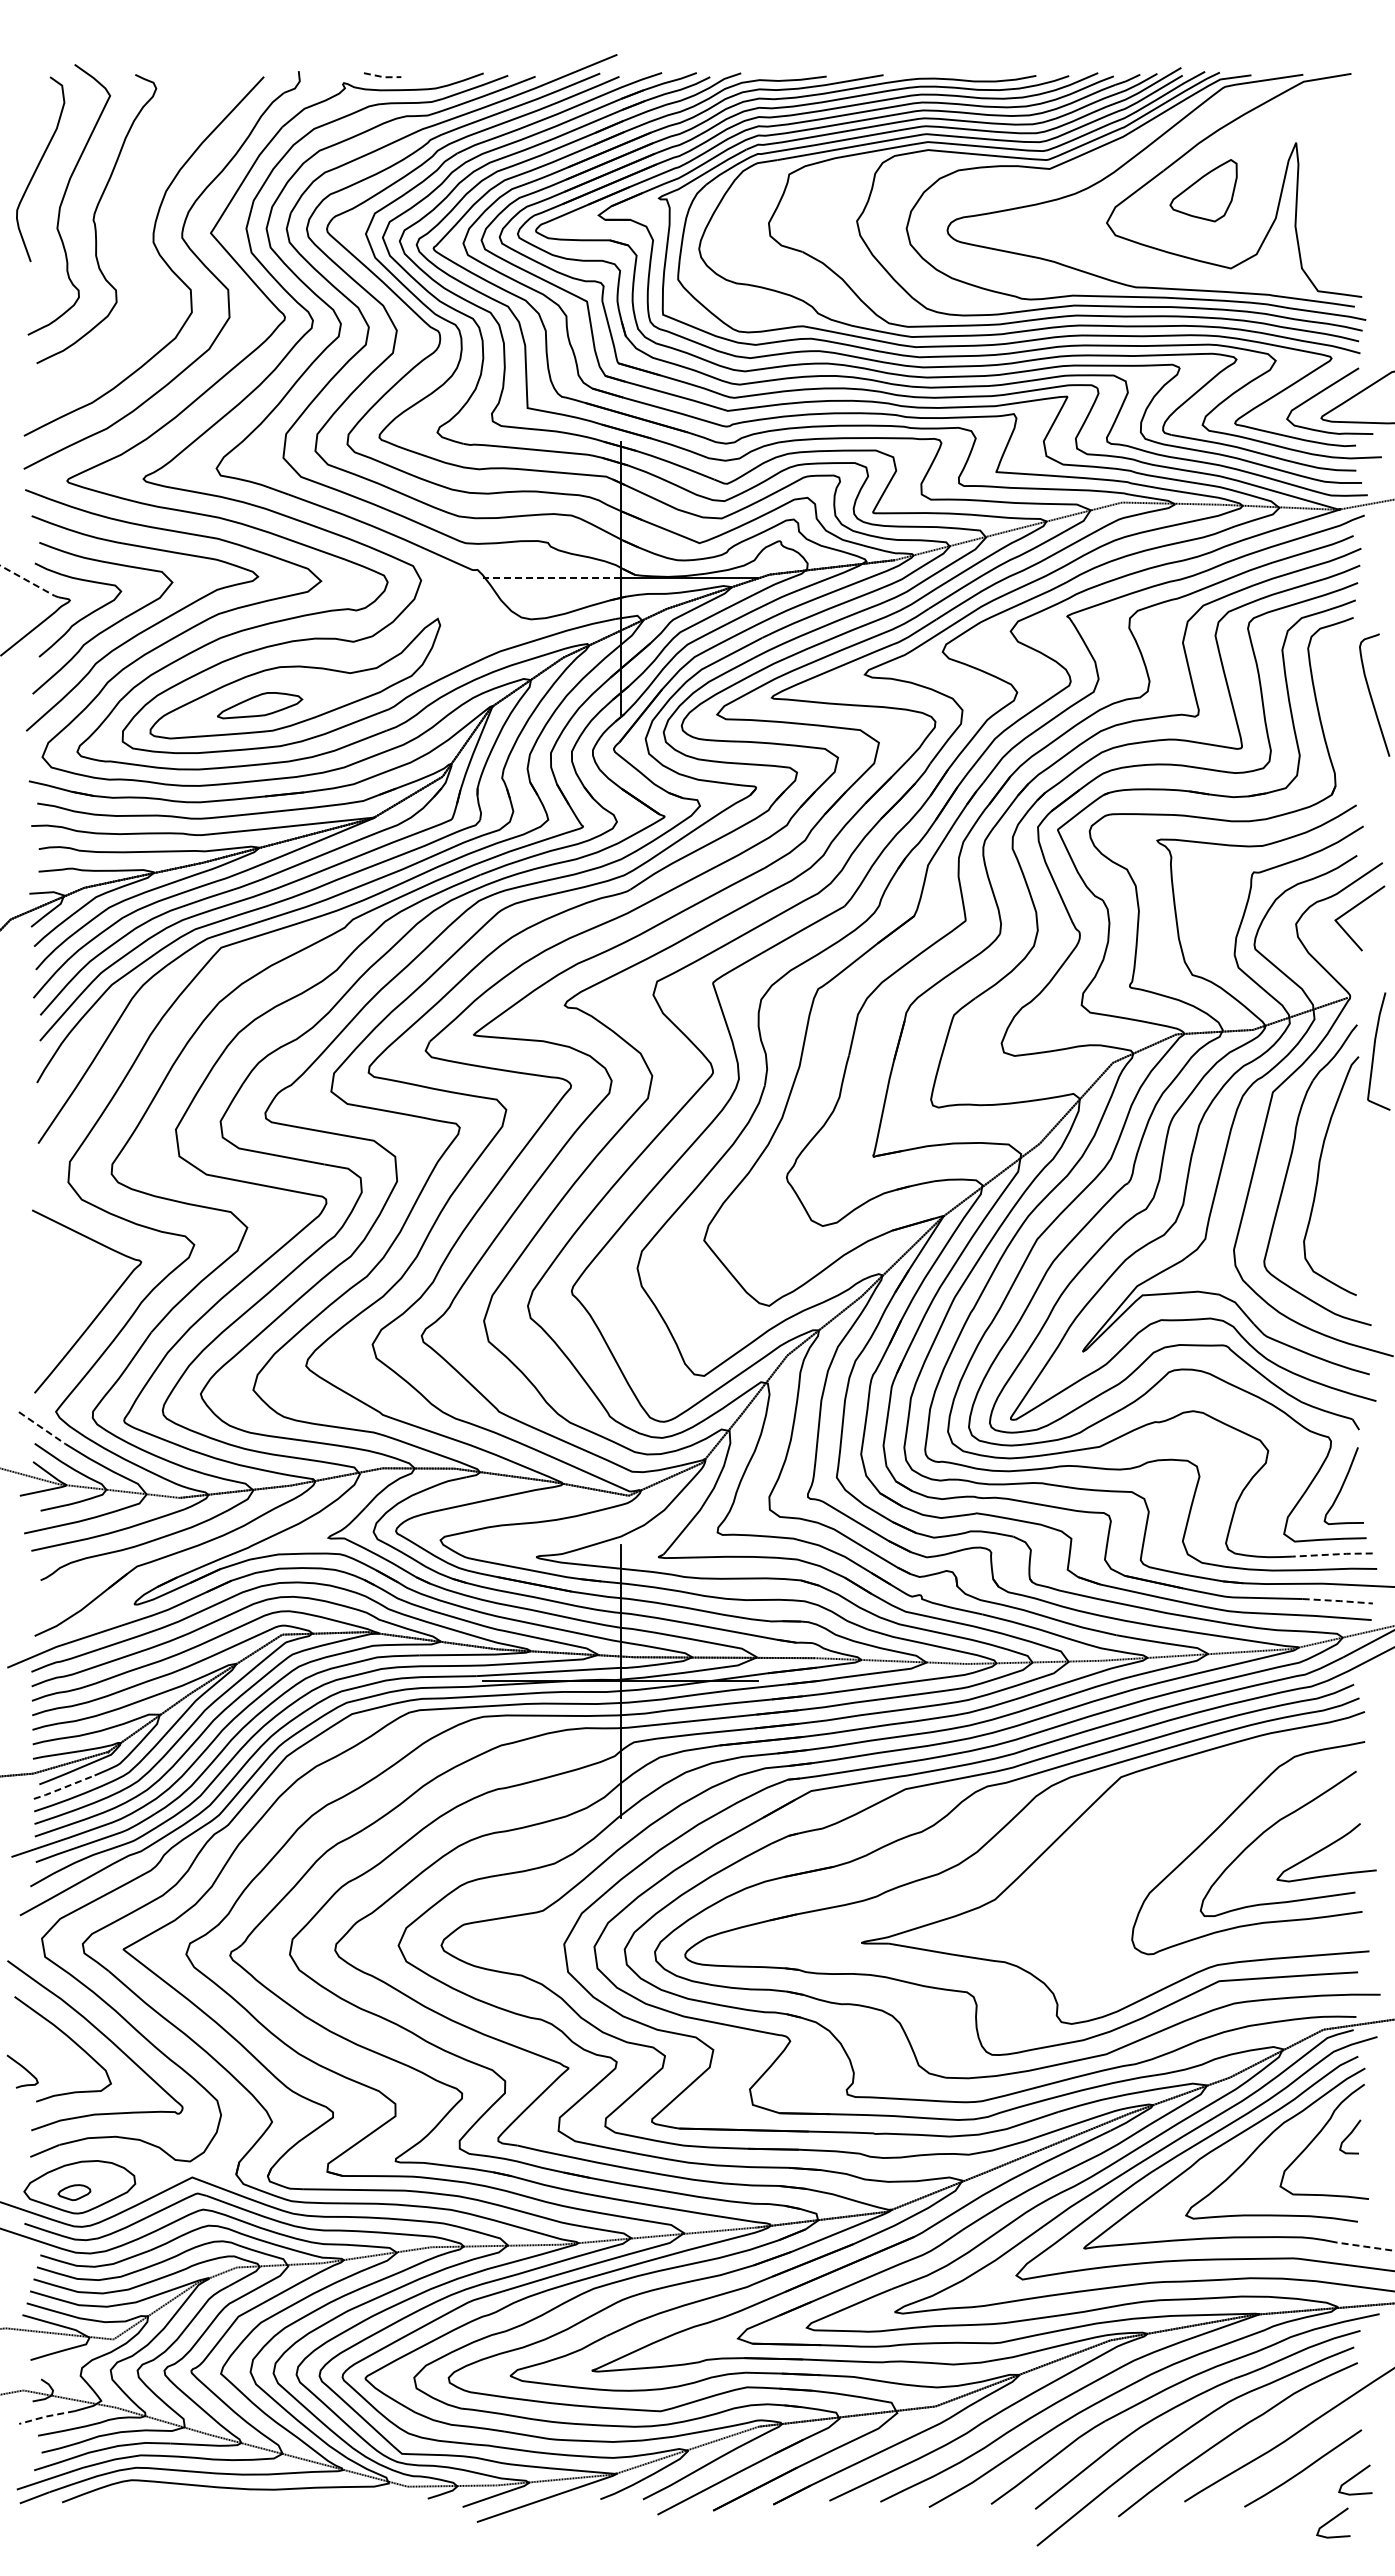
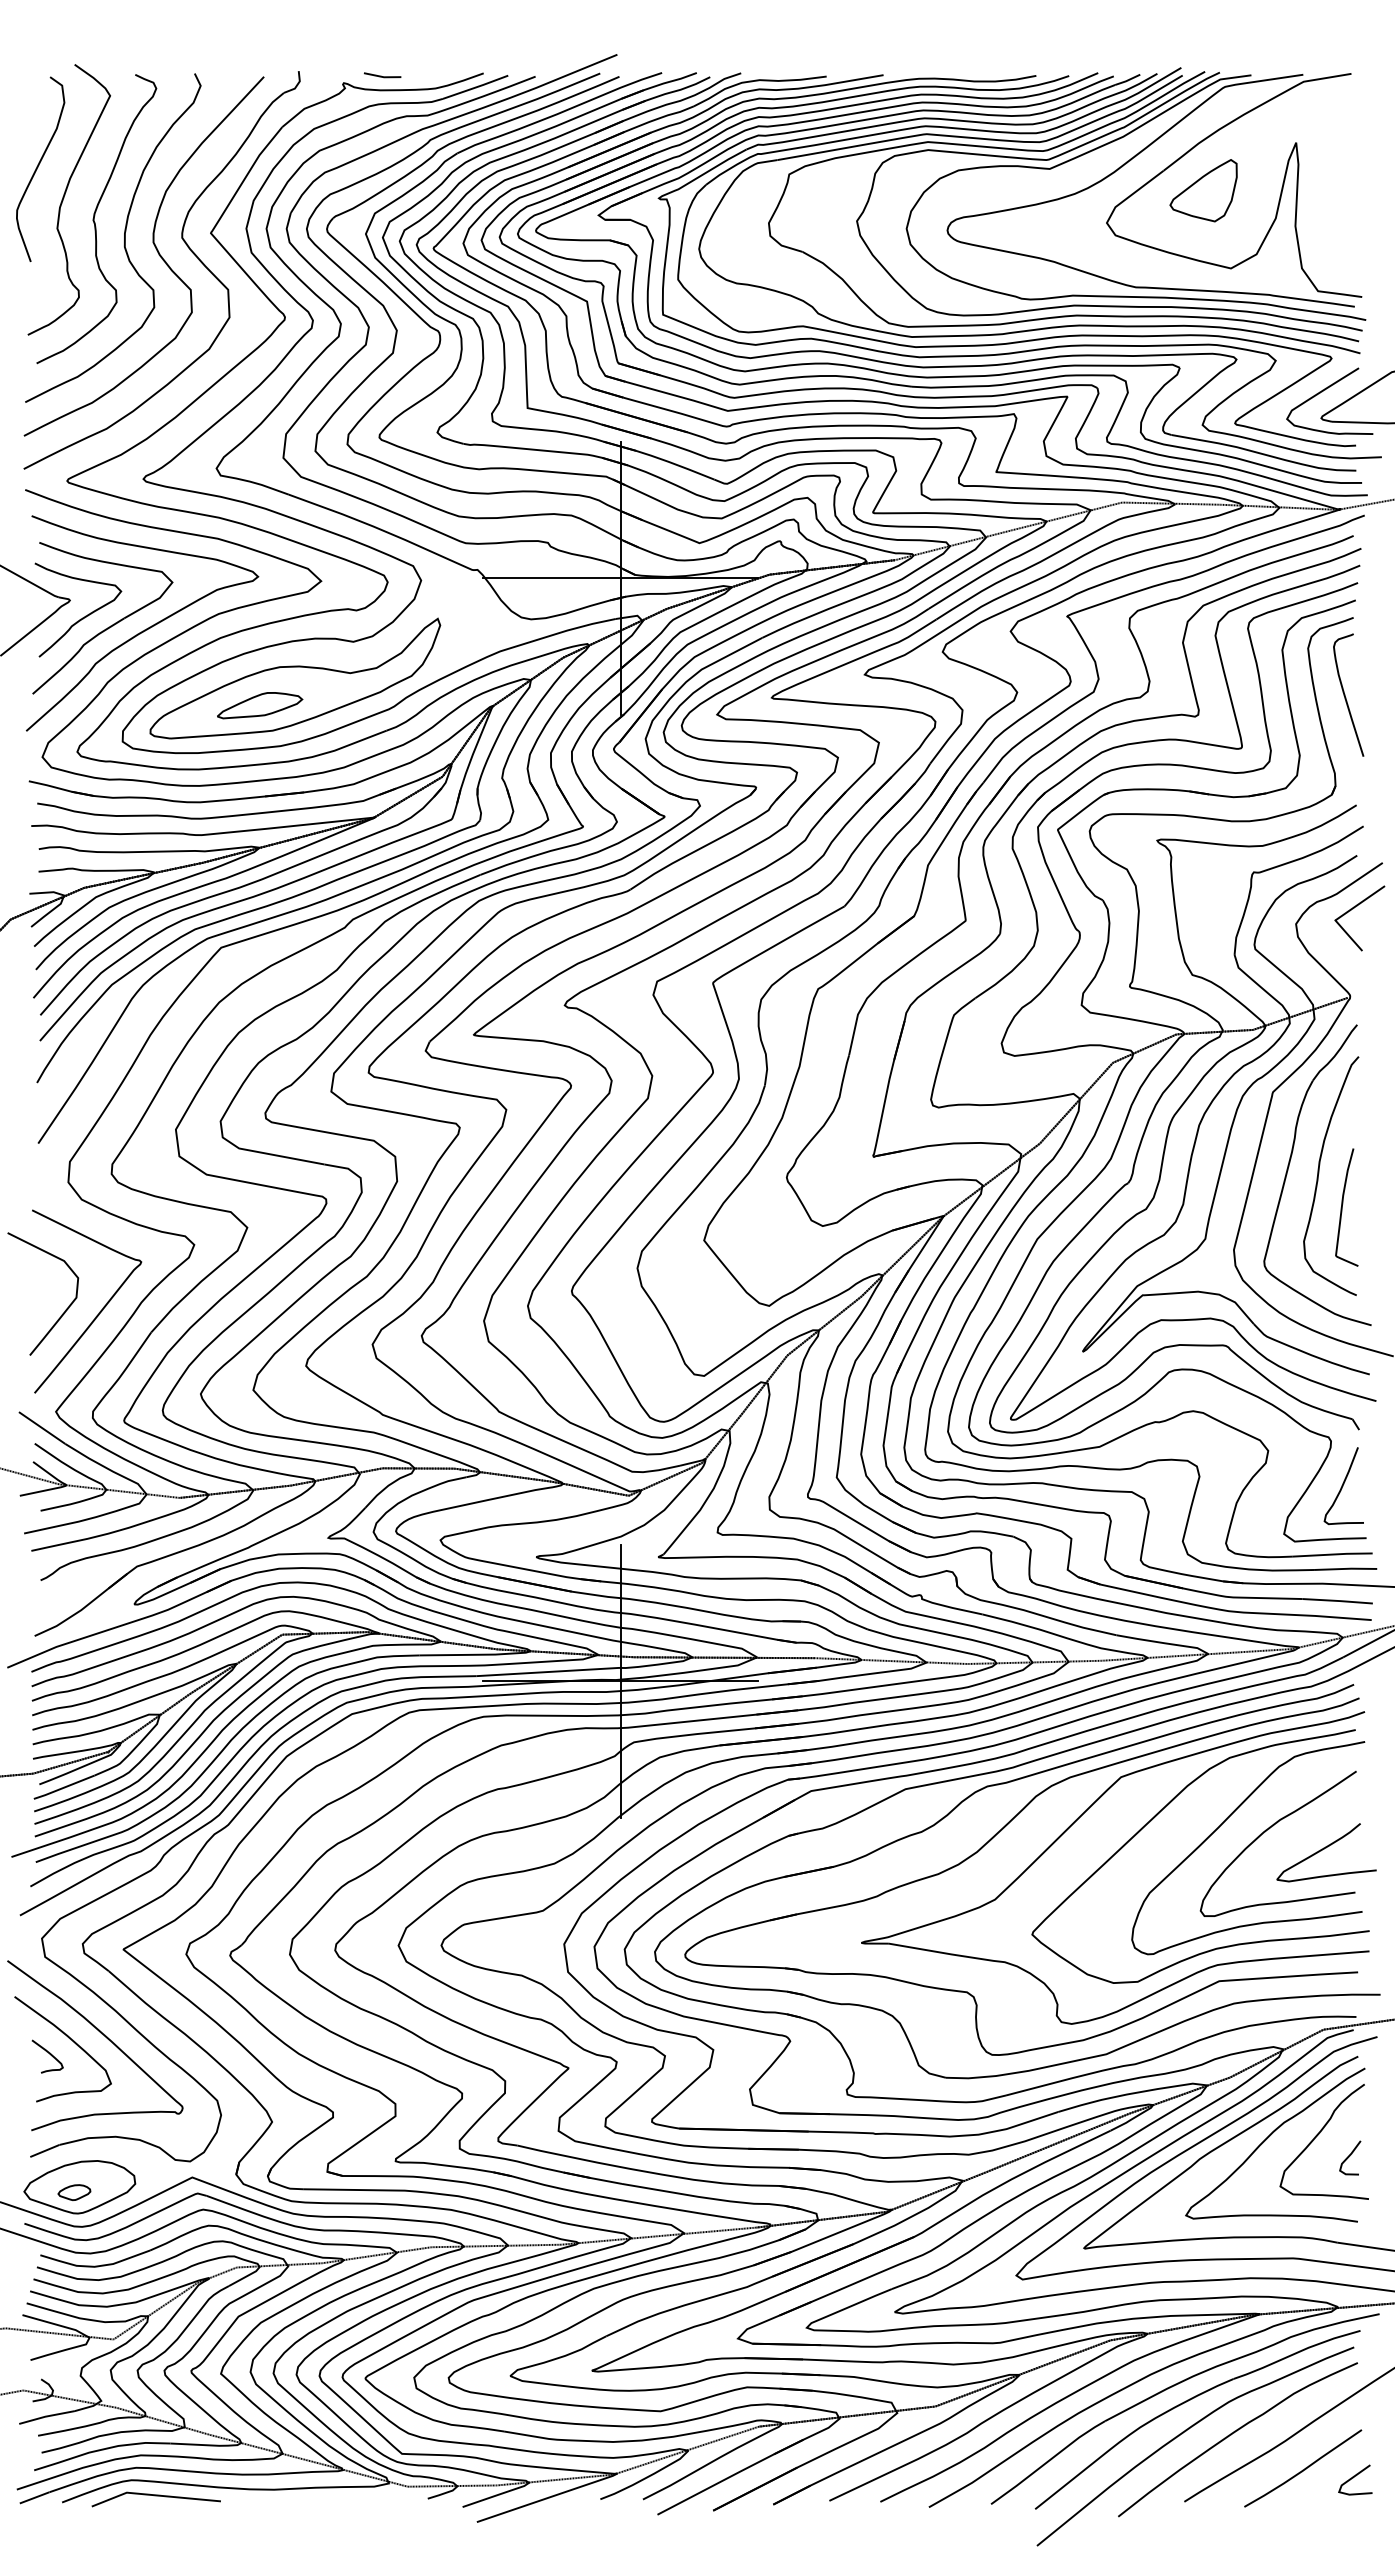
line: dashed -> solid (383, 77)
curve: none -> present (124, 237)
line: dashed -> solid (551, 578)
line: dashed -> solid (30, 582)
curve position: (1371, 694) -> (1345, 694) (1345, 694)
curve position: (1374, 1051) -> (1342, 1207) (1342, 1207)
curve: none -> present (65, 1309)
line: dashed -> solid (42, 1428)
line: dashed -> solid (1332, 1554)
line: dashed -> solid (1338, 1601)
line: dashed -> solid (63, 1787)
curve: none -> present (1158, 1814)
curve position: (24, 2069) -> (49, 2054) (49, 2054)
curve position: (1350, 2135) -> (1350, 2156) (1350, 2156)
line: dashed -> solid (1365, 2246)
line: dashed -> solid (46, 2416)
line: none -> present (155, 2496)
line: present -> none (1332, 2520)
